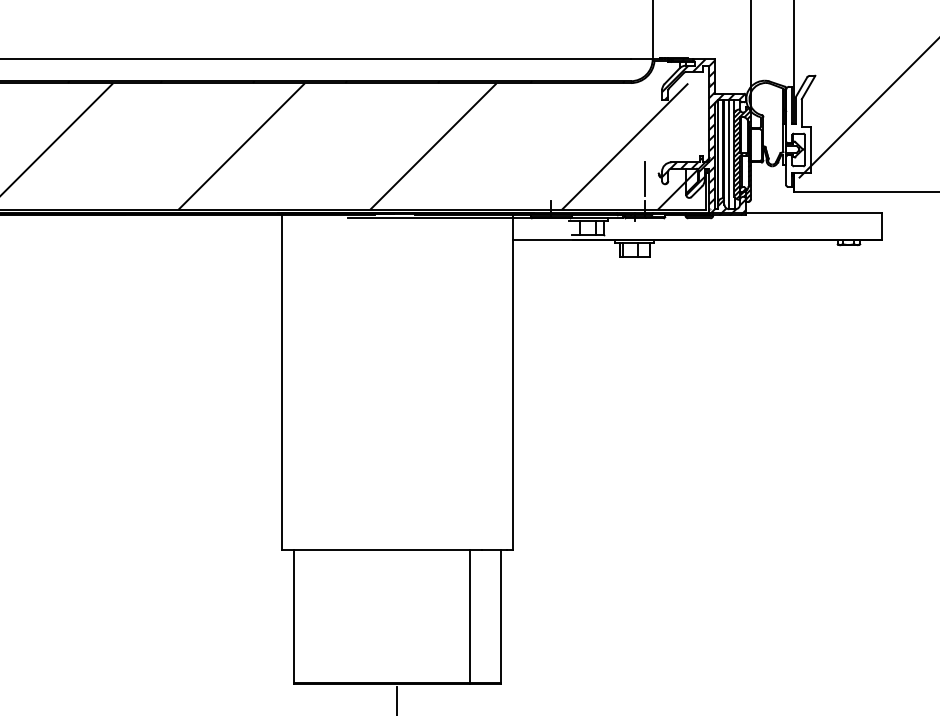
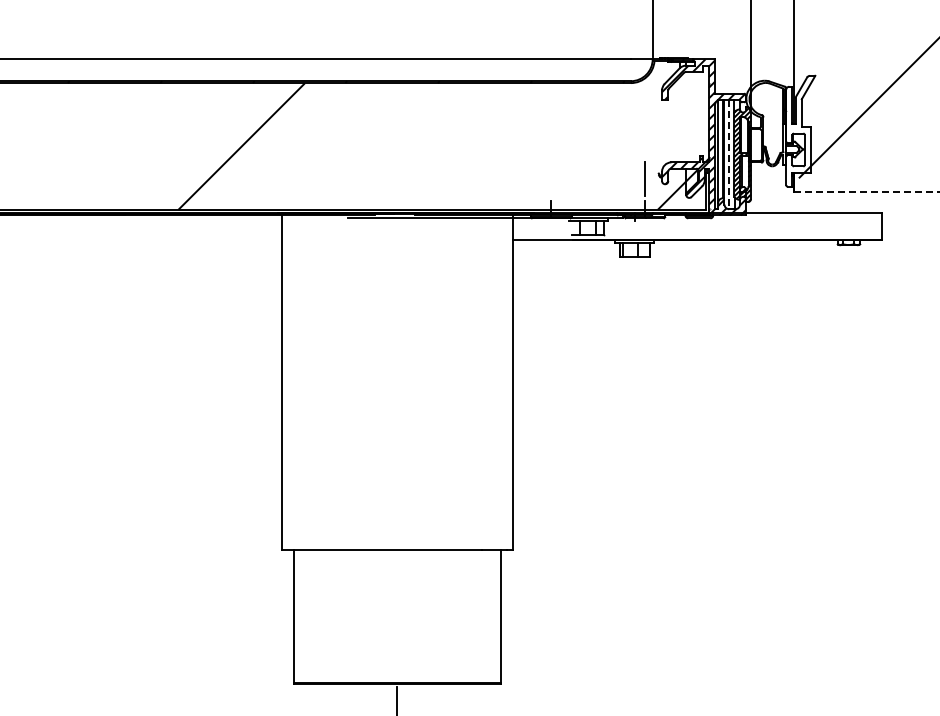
line: present -> none (57, 139)
line: present -> none (432, 146)
line: present -> none (624, 146)
line: solid -> dashed (729, 154)
line: solid -> dashed (866, 192)
line: present -> none (469, 617)
